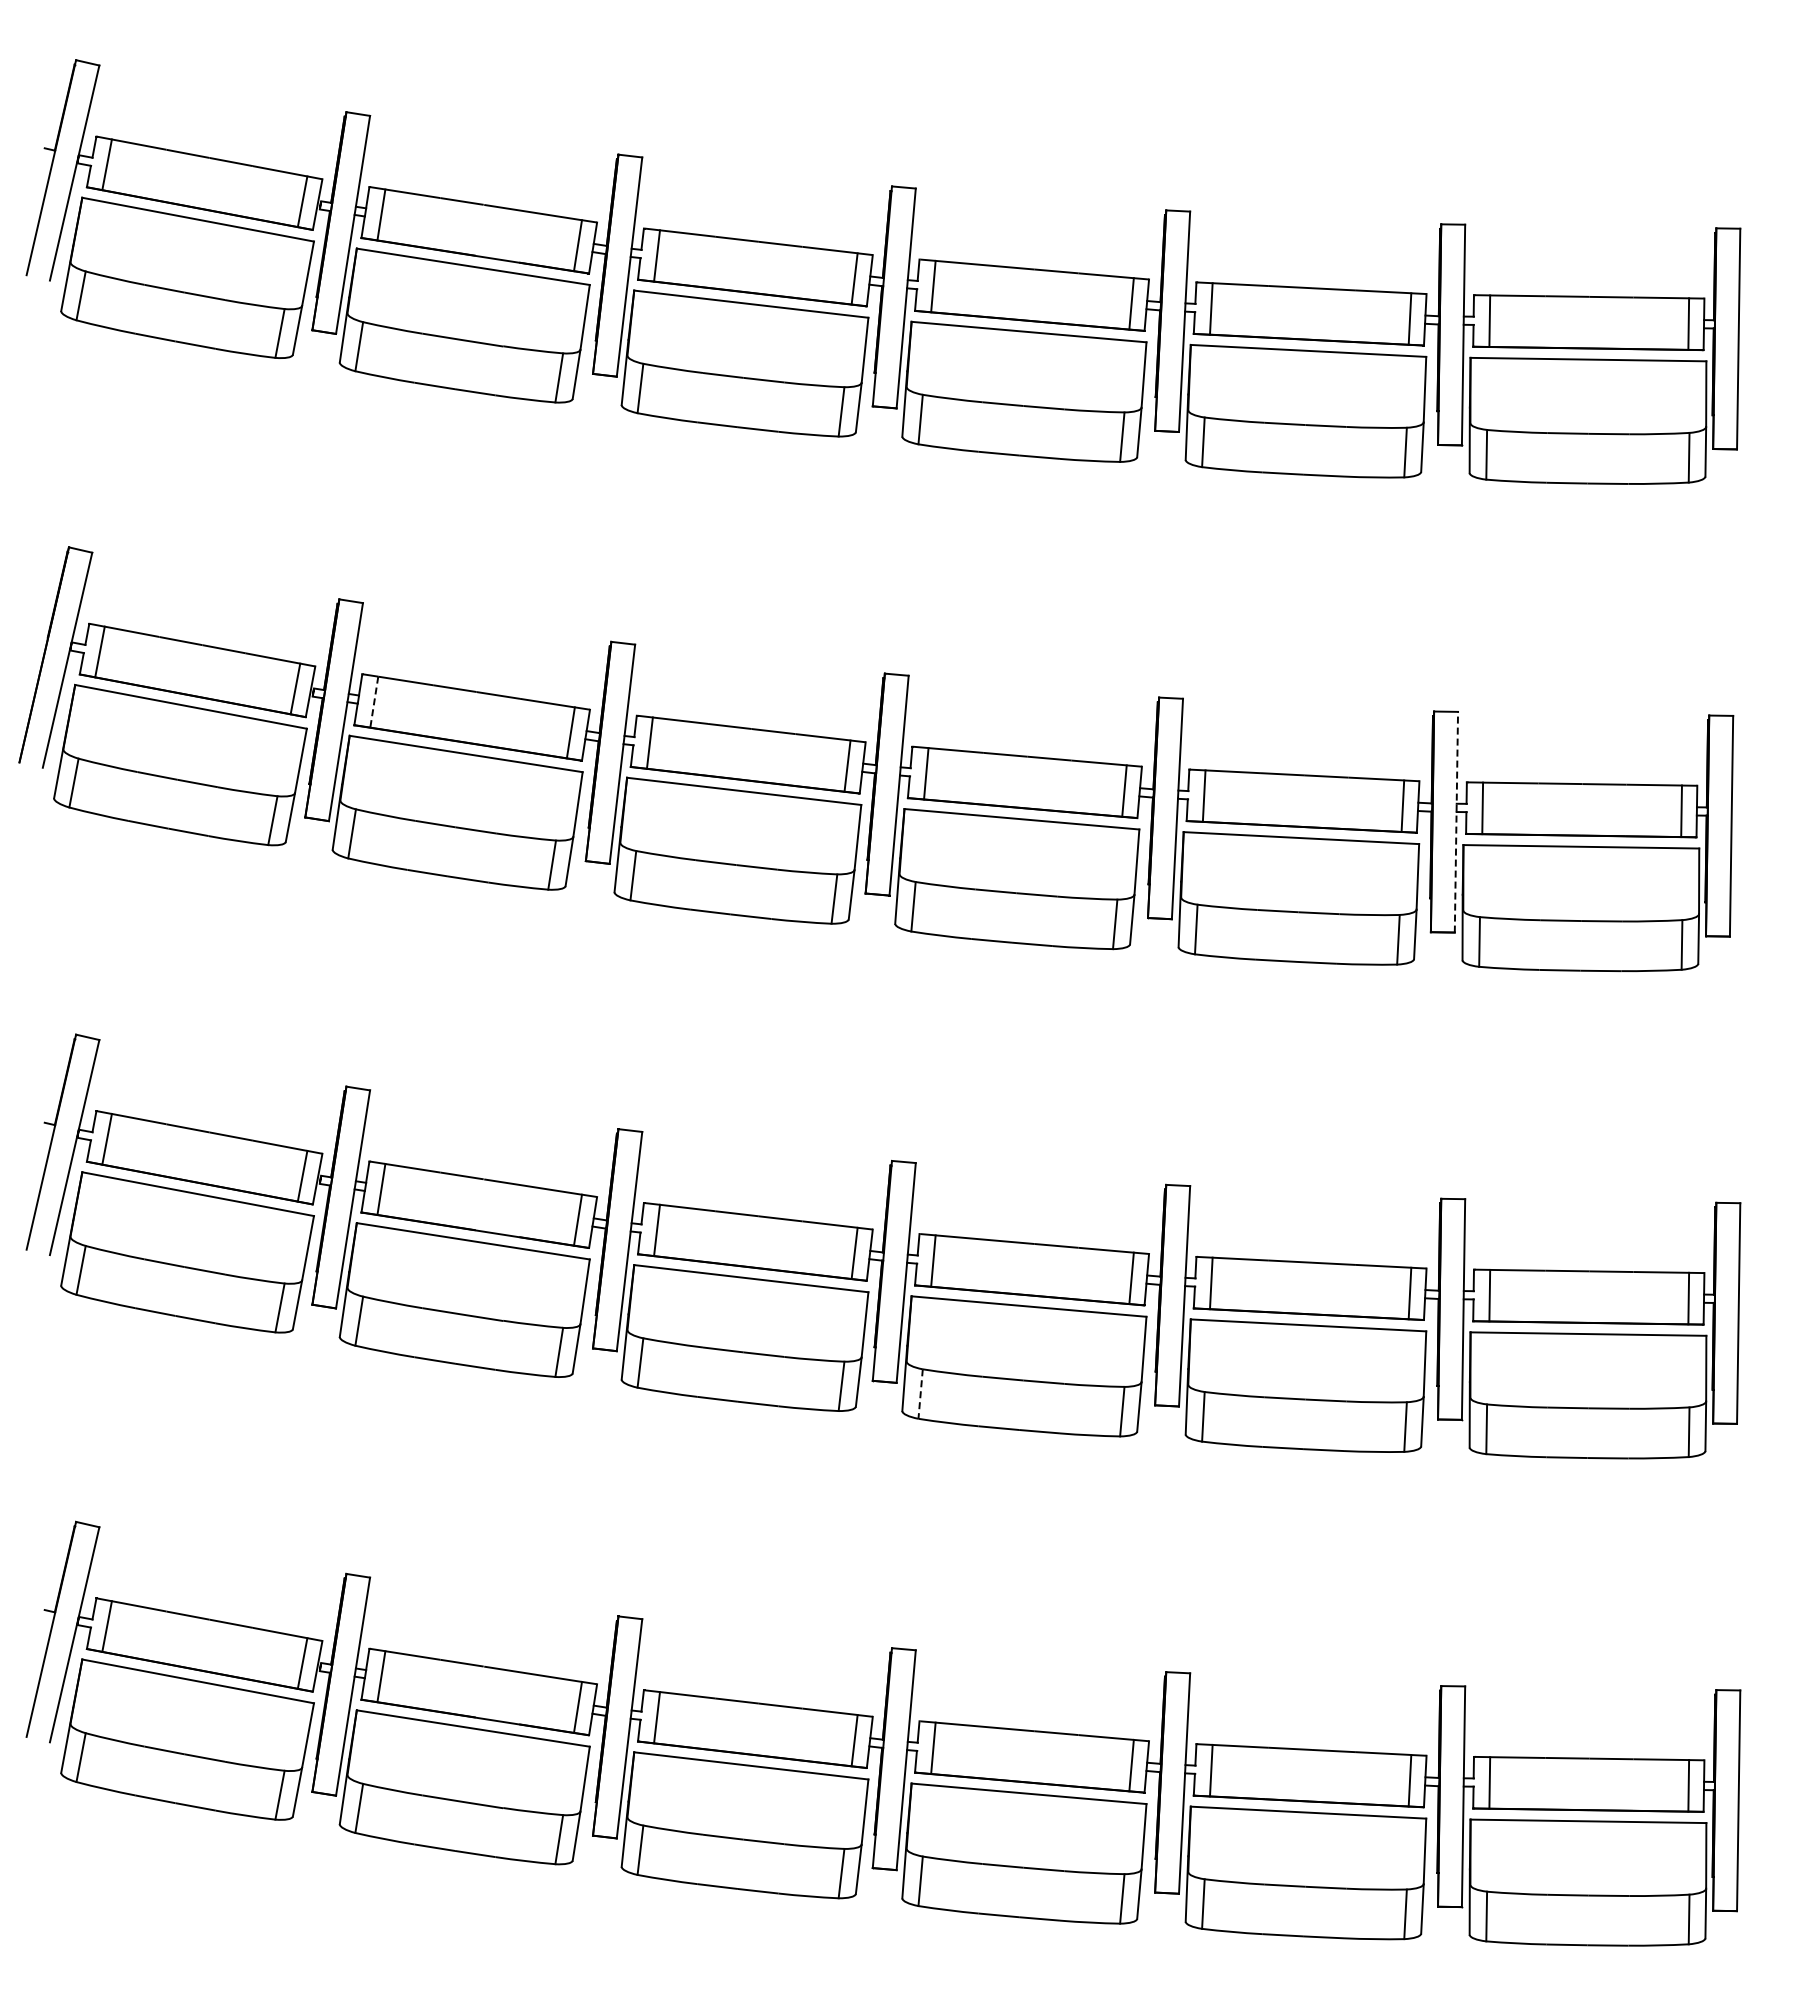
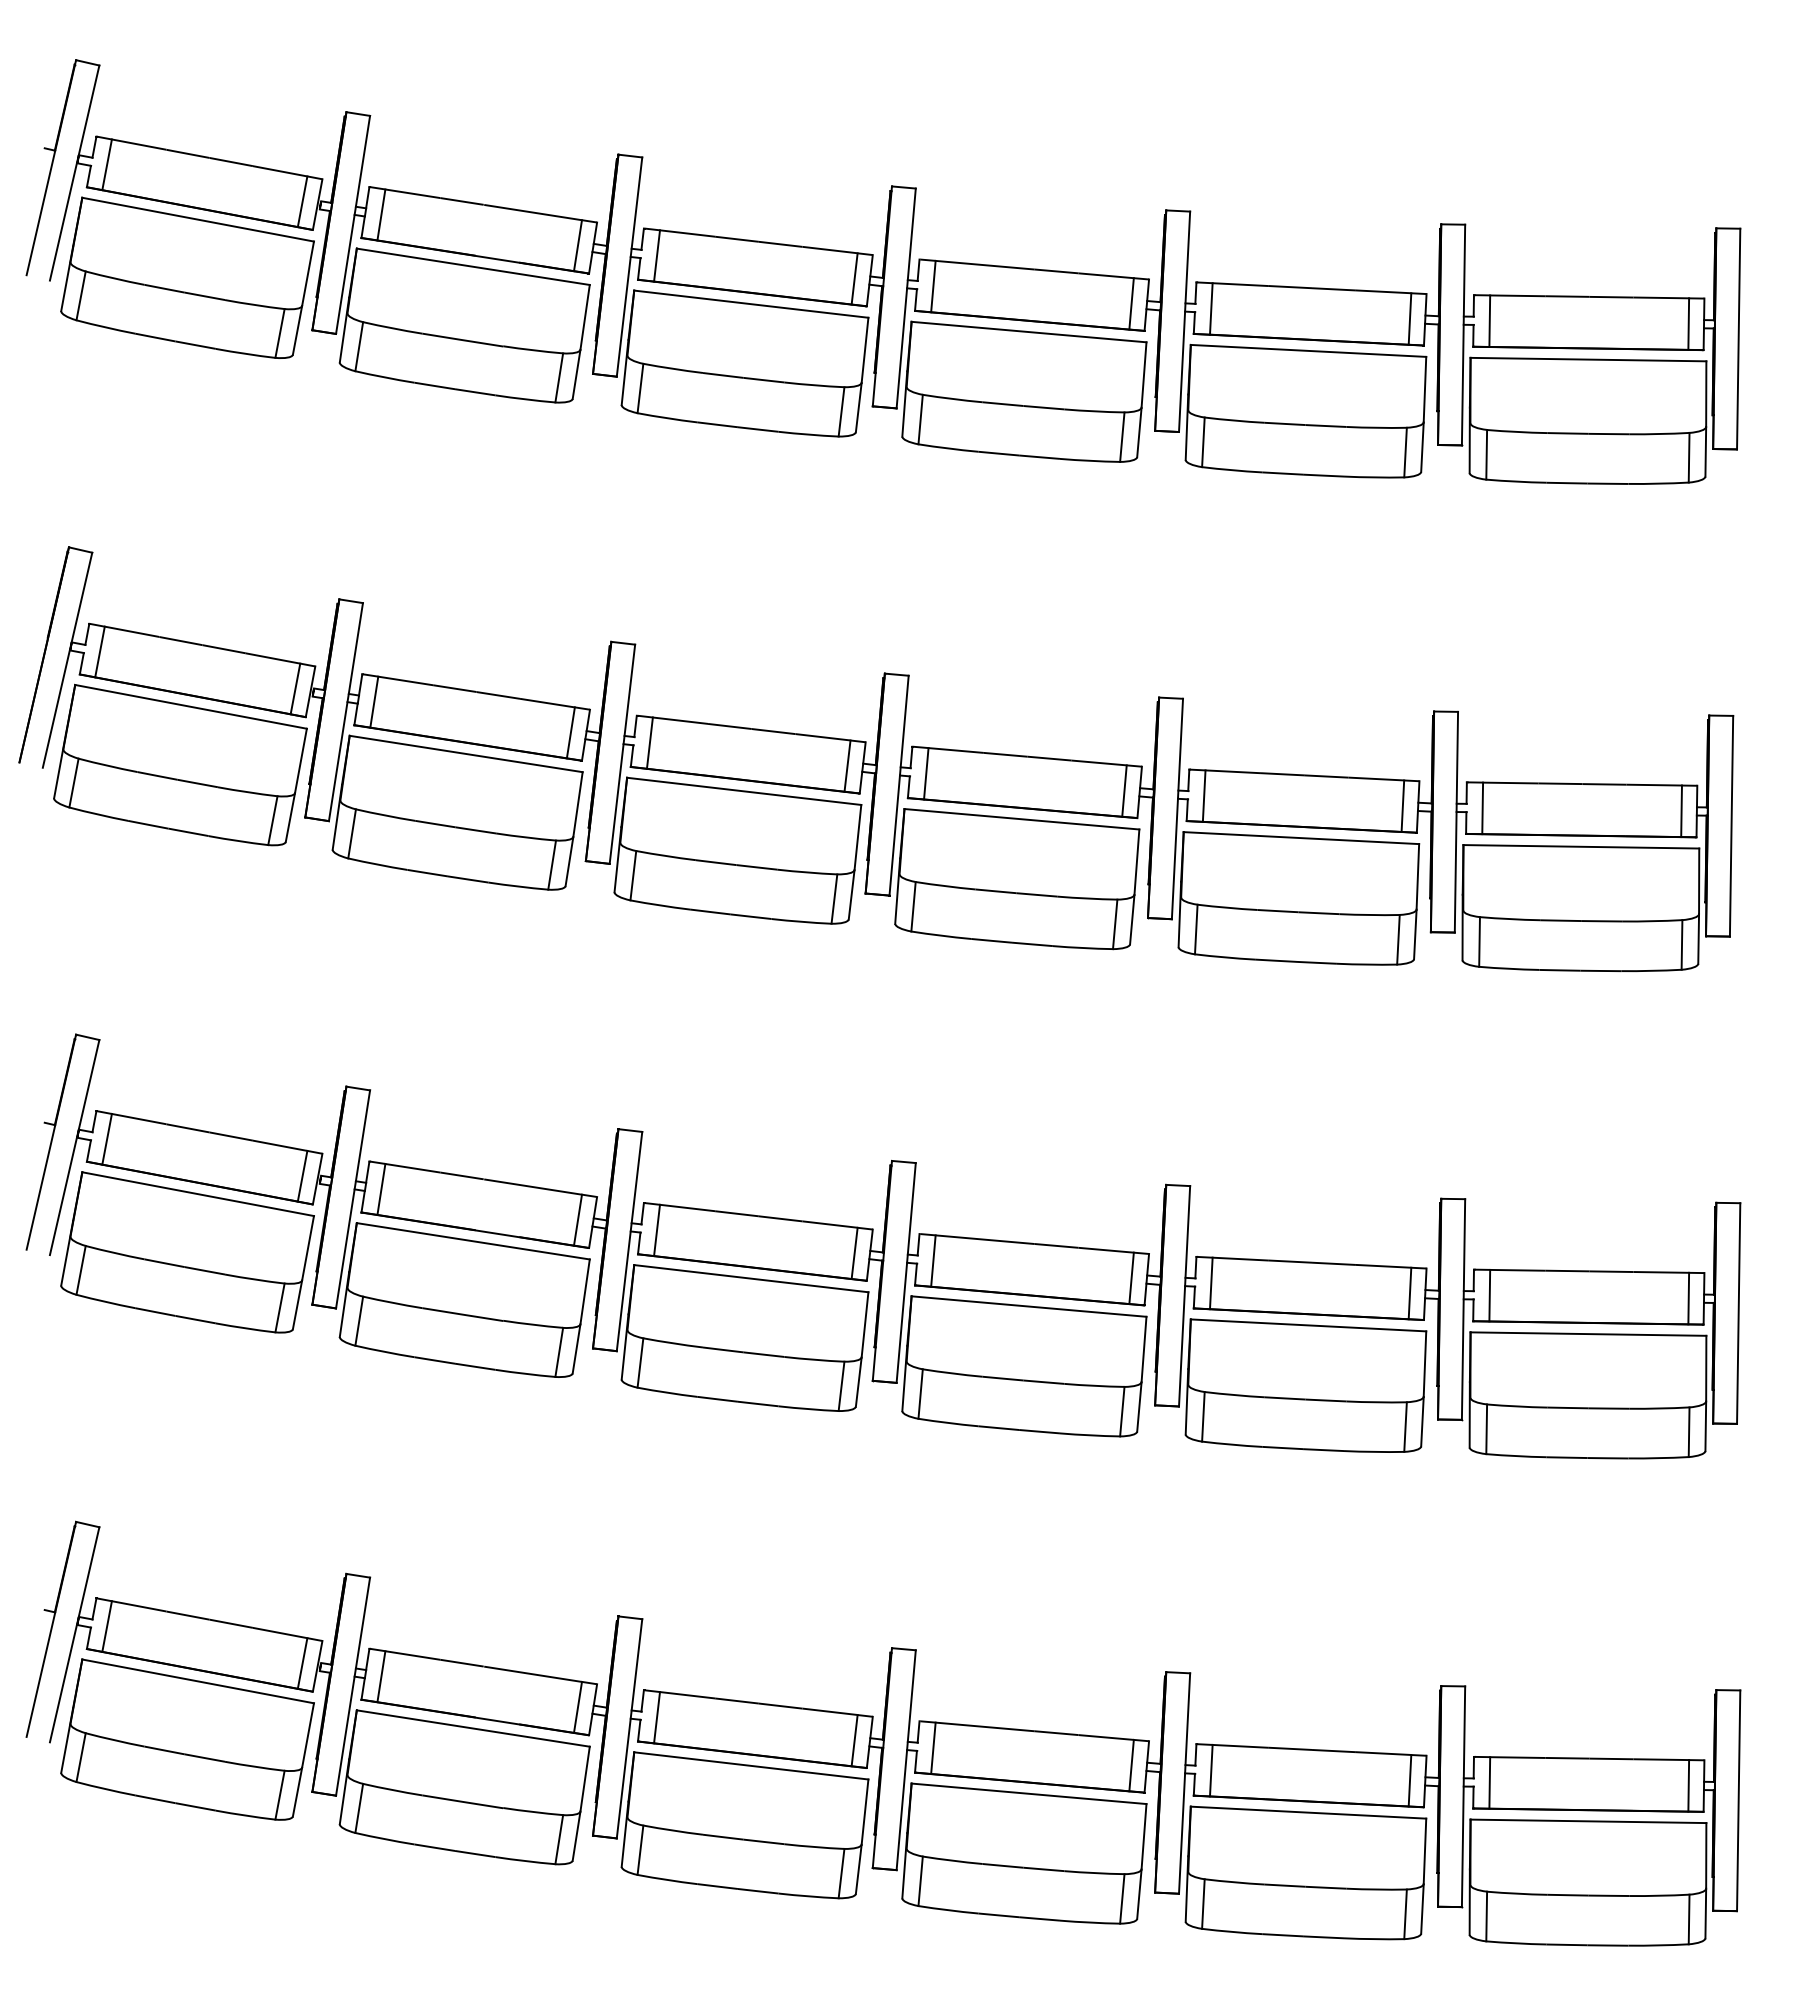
line: dashed -> solid (374, 702)
line: dashed -> solid (1456, 821)
line: dashed -> solid (920, 1394)
